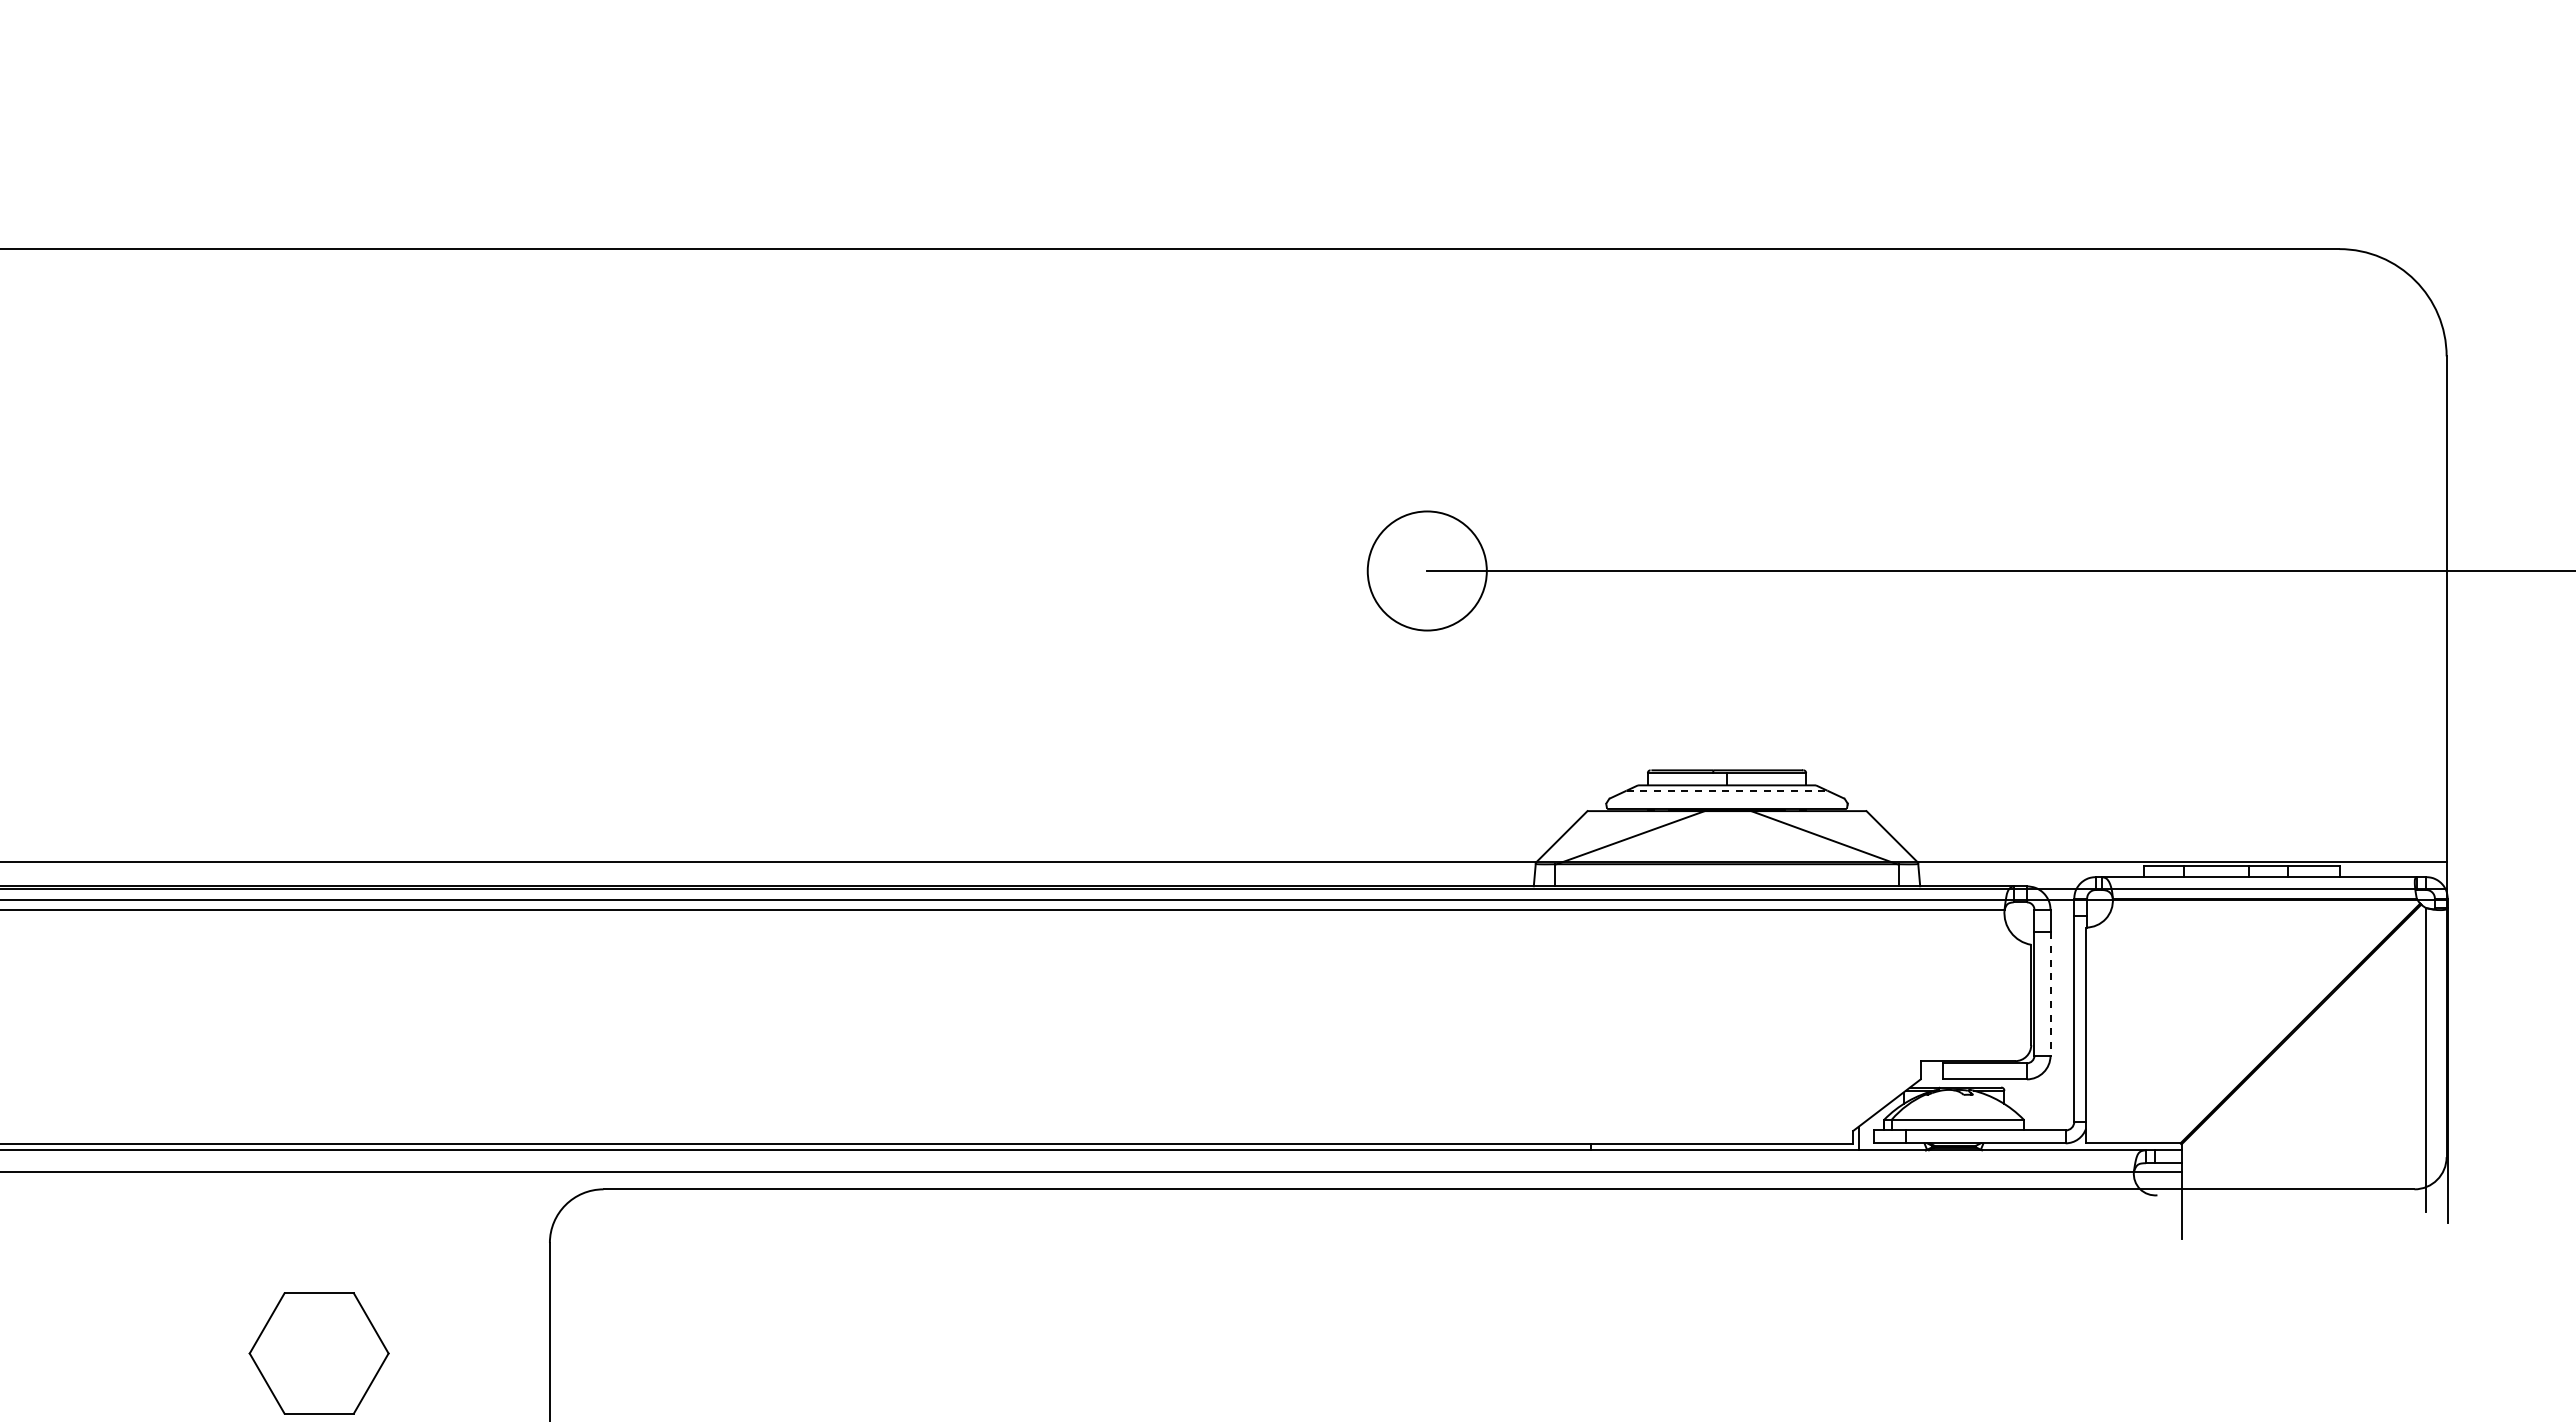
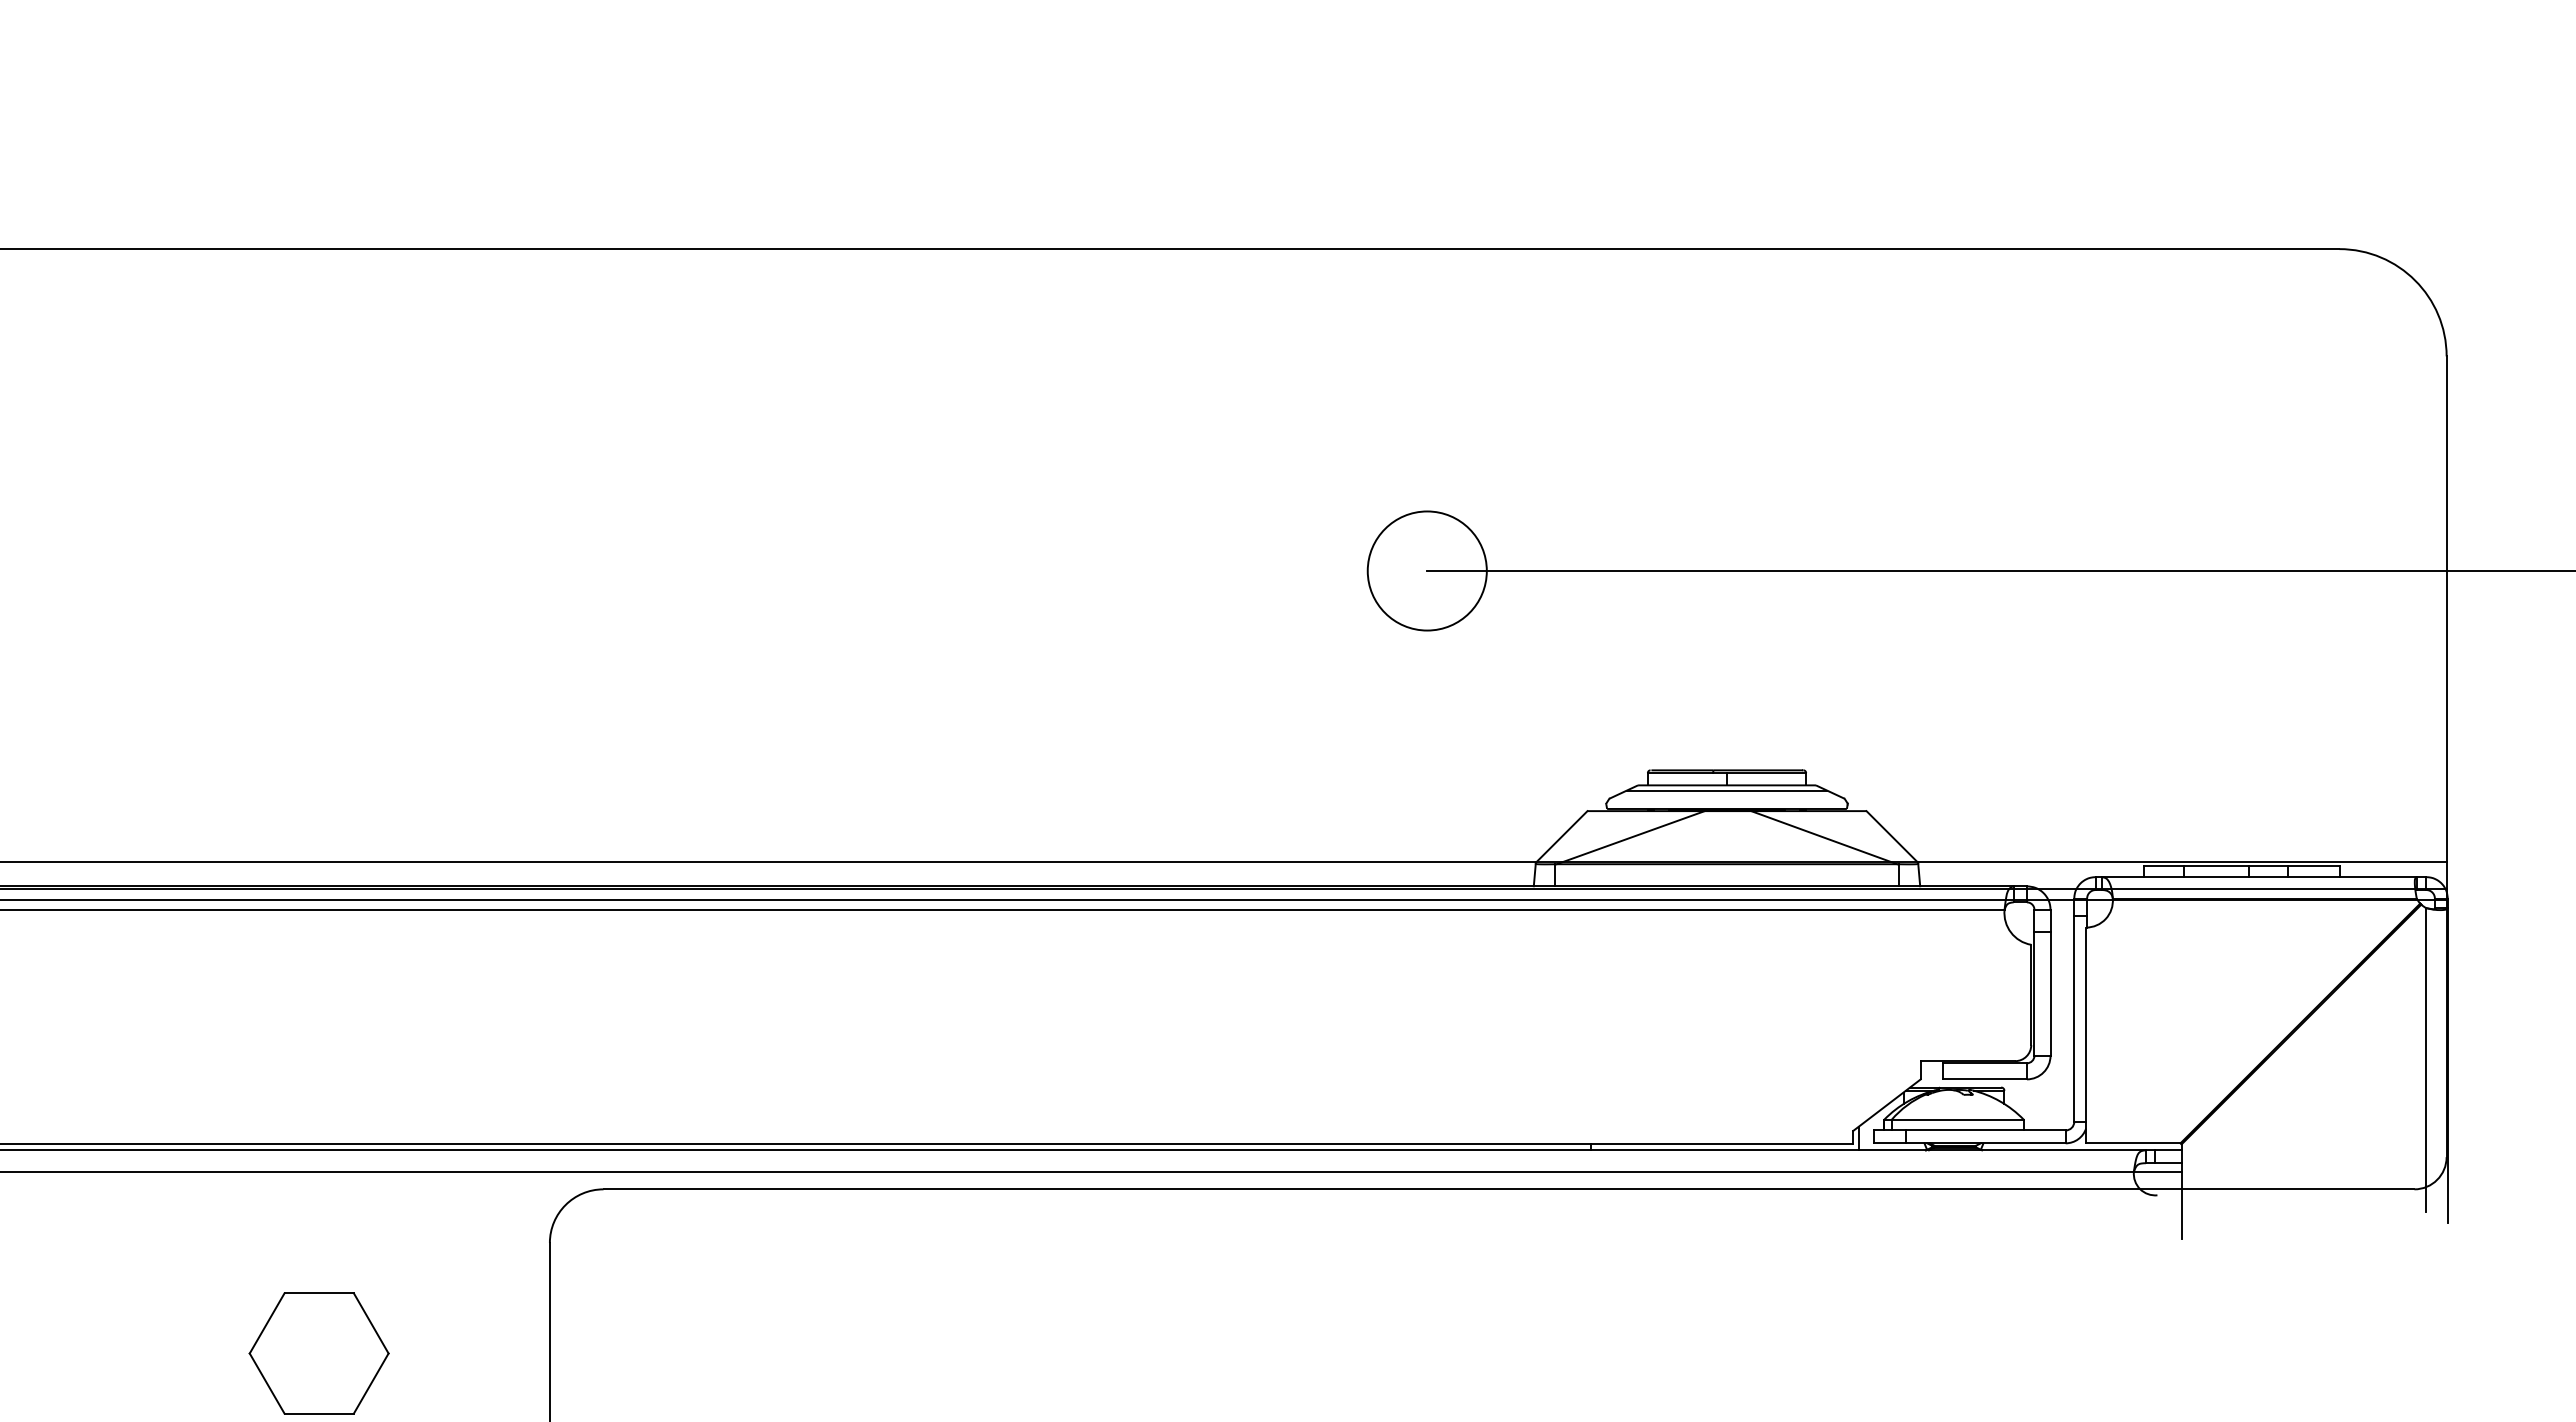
line: dashed -> solid (1727, 790)
line: dashed -> solid (2050, 994)
